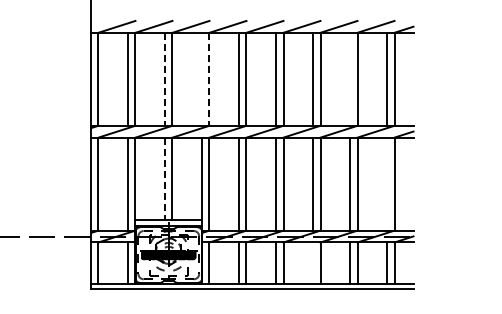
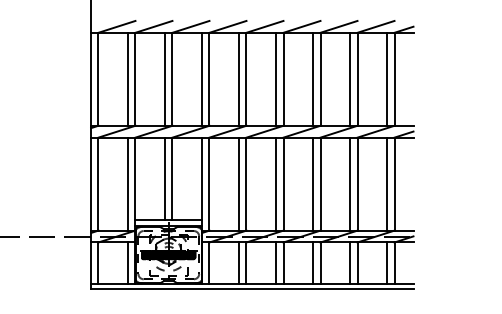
line: none -> present (202, 78)
line: none -> present (350, 78)
line: dashed -> solid (165, 79)
line: dashed -> solid (209, 79)
line: dashed -> solid (165, 179)
line: none -> present (387, 183)
line: none -> present (313, 263)
